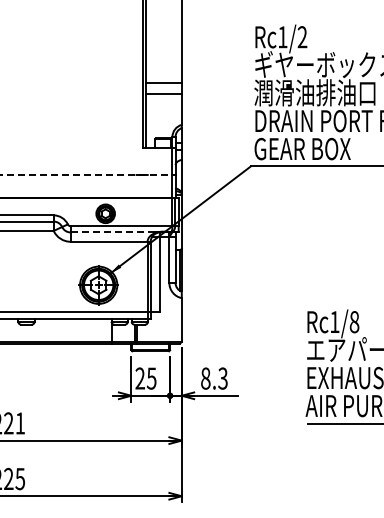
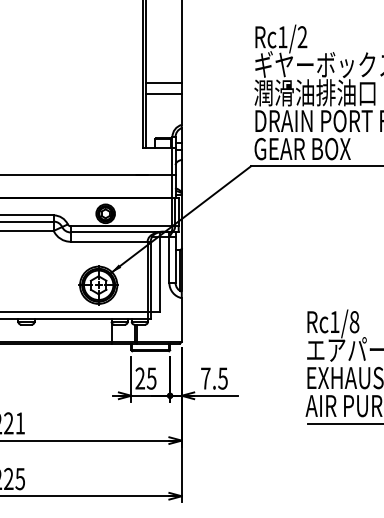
line: dashed -> solid (86, 175)
line: dashed -> solid (112, 232)
text: 8.3 -> 7.5 (214, 378)
